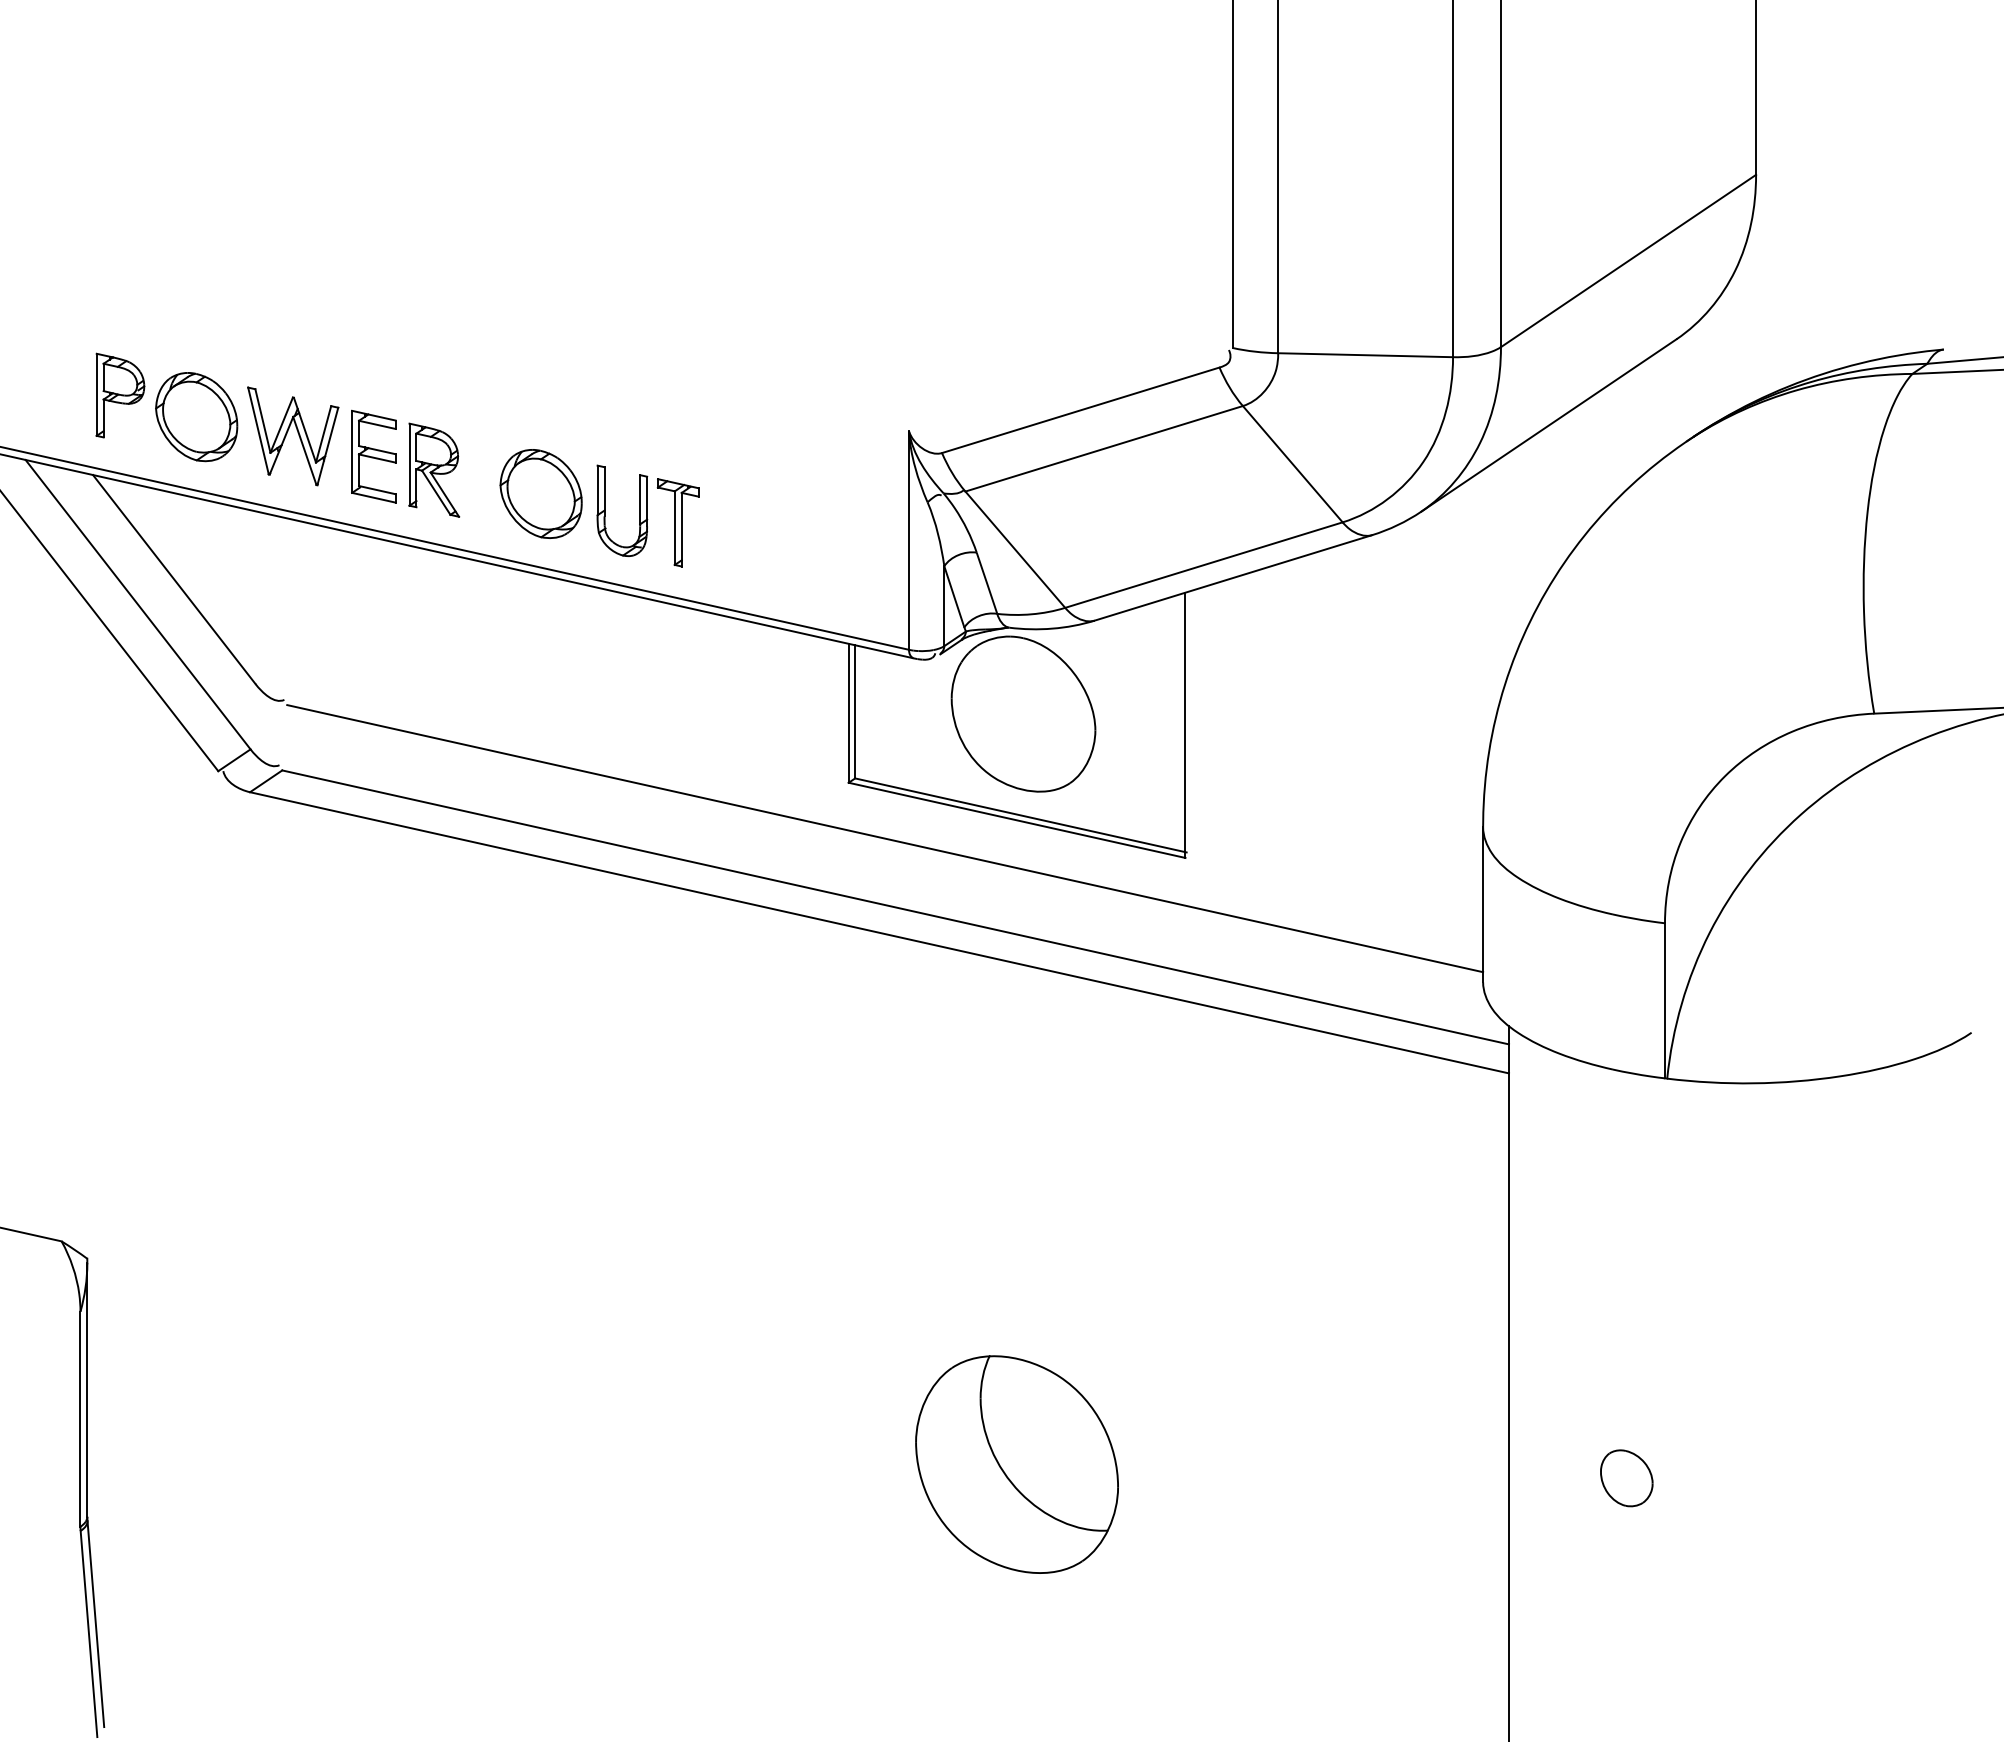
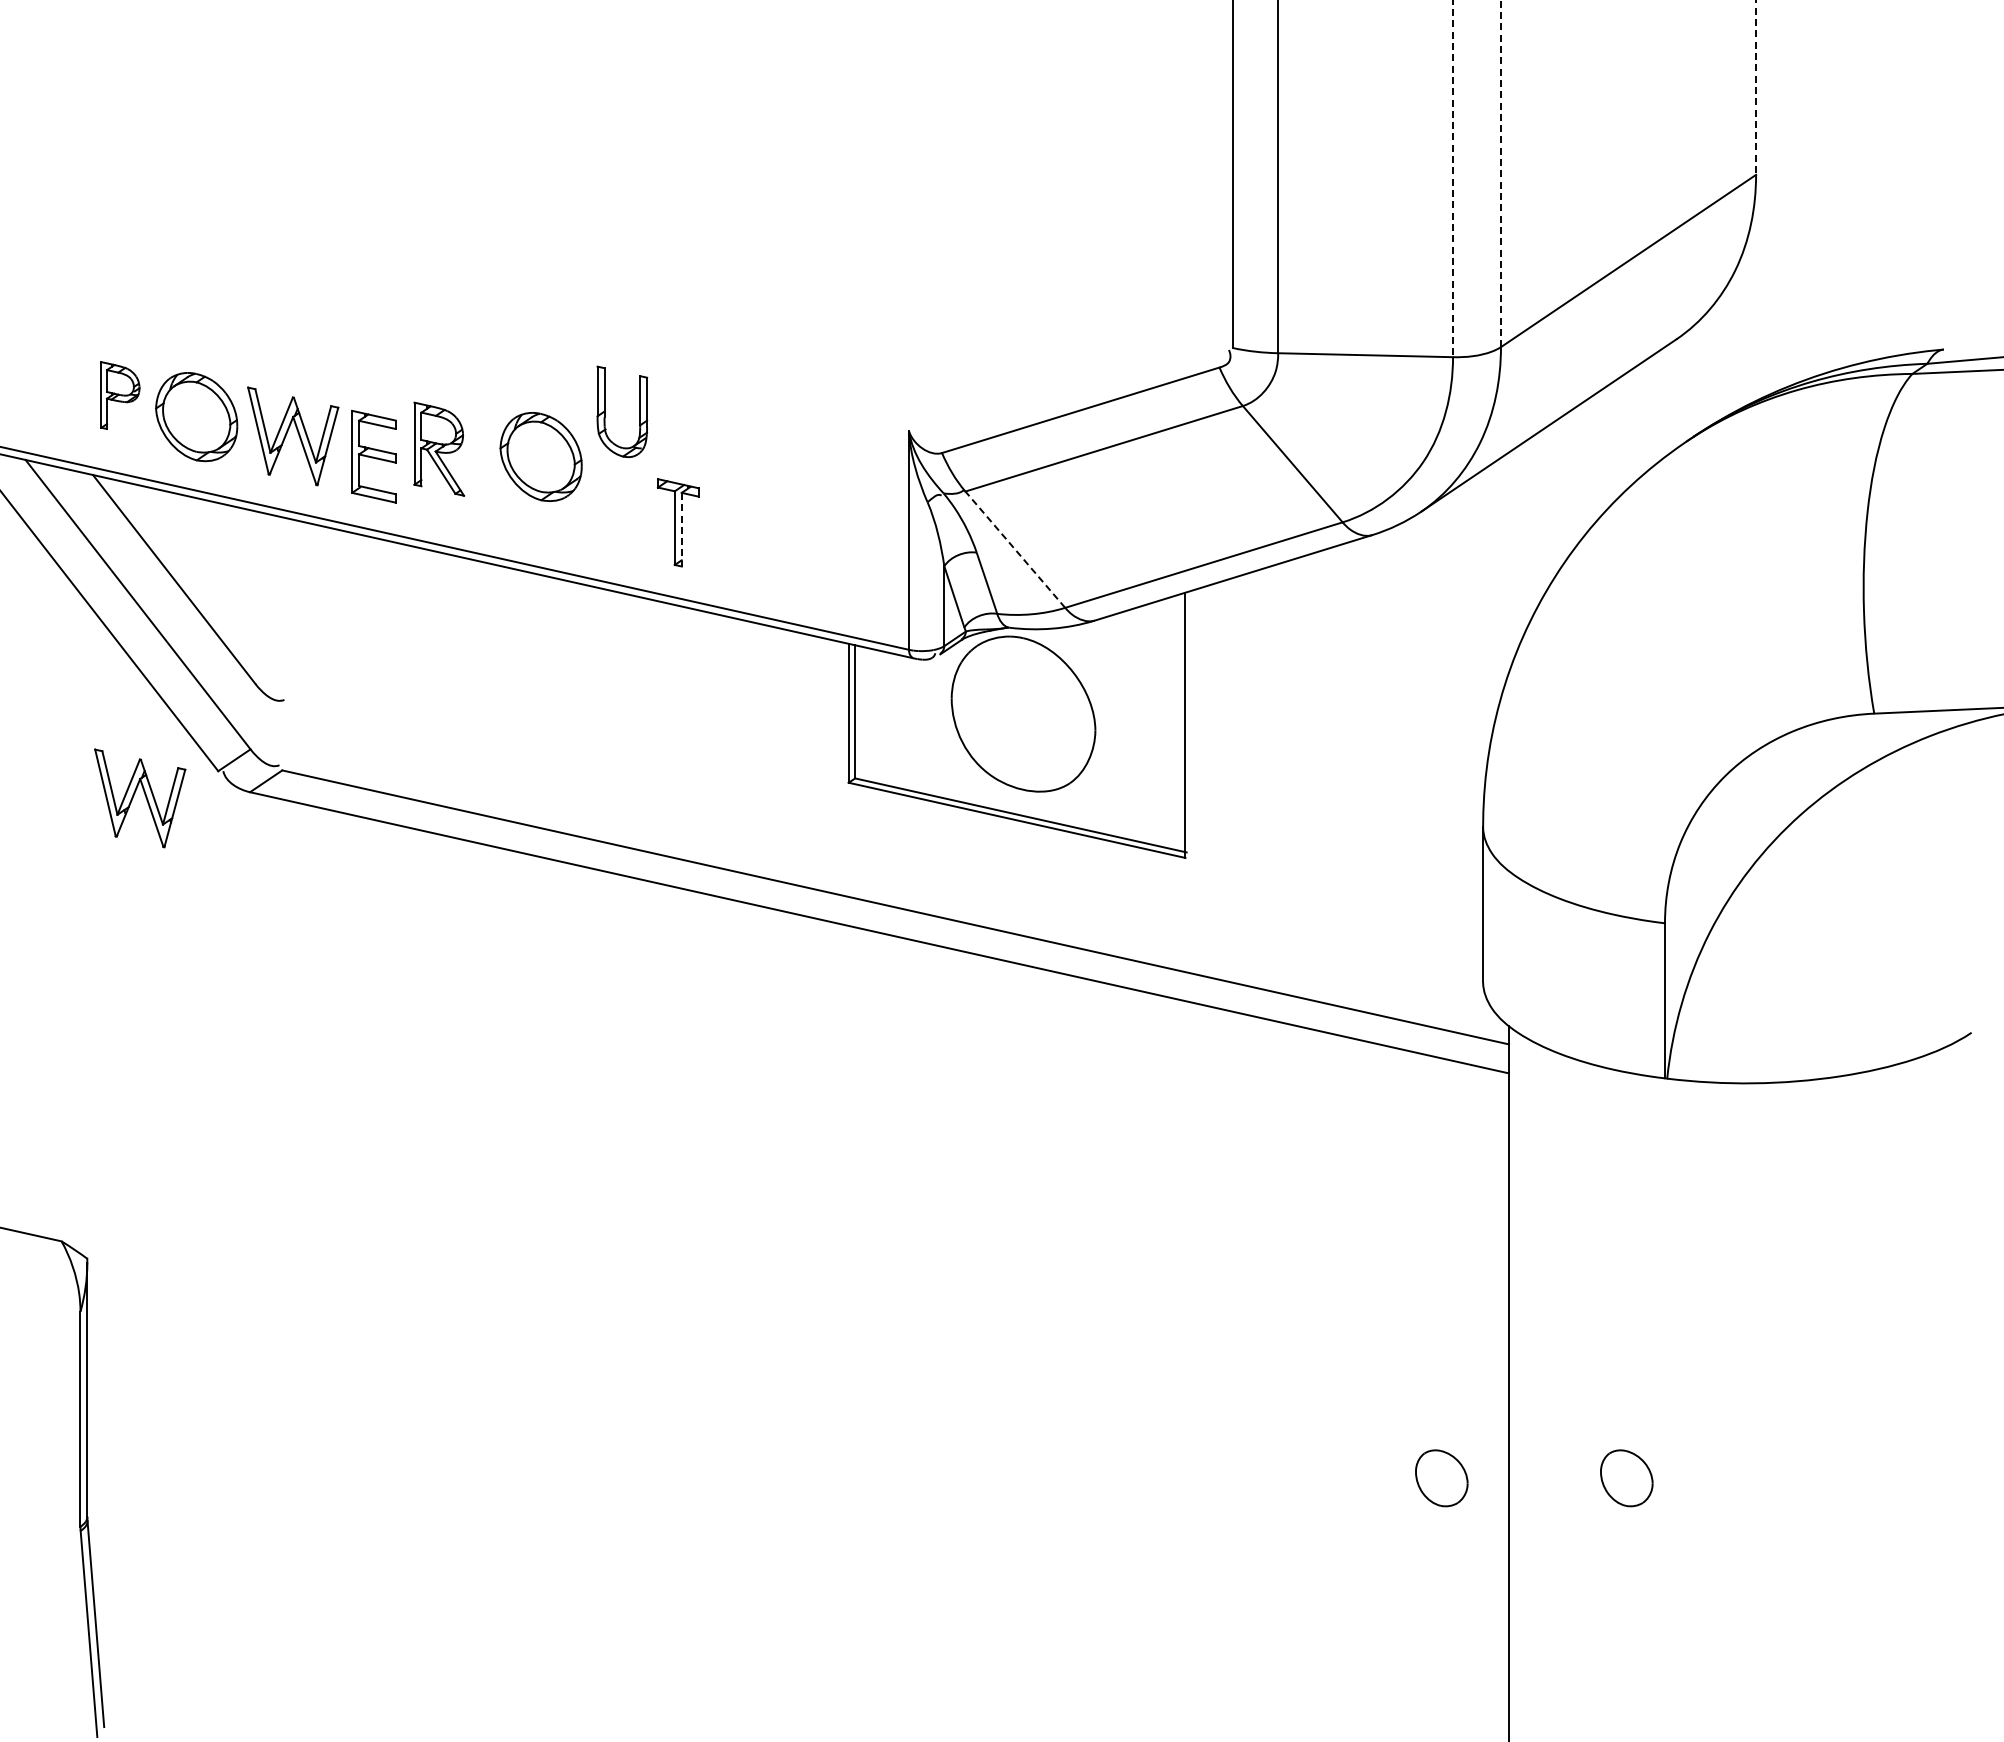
line: solid -> dashed (1756, 88)
line: solid -> dashed (1500, 173)
line: solid -> dashed (1453, 179)
part size: 51x87 px -> 41x69 px (120, 395)
part position: (434, 469) -> (439, 448) (439, 448)
part position: (540, 493) -> (540, 456) (540, 456)
part position: (605, 510) -> (605, 411) (605, 411)
line: solid -> dashed (681, 529)
line: solid -> dashed (1015, 549)
part: none -> present (140, 798)
line: present -> none (885, 838)
part: present -> none (1016, 1464)
part: none -> present (1441, 1478)
